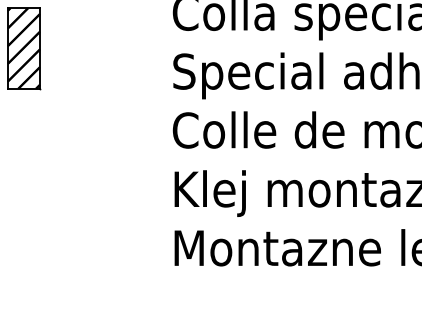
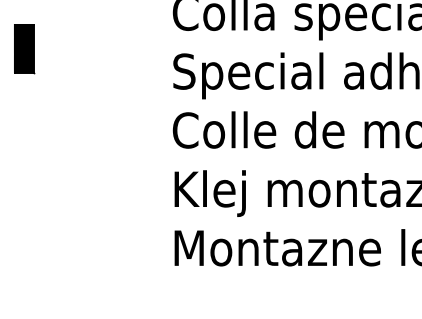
part size: 35x84 px -> 22x51 px (24, 49)
